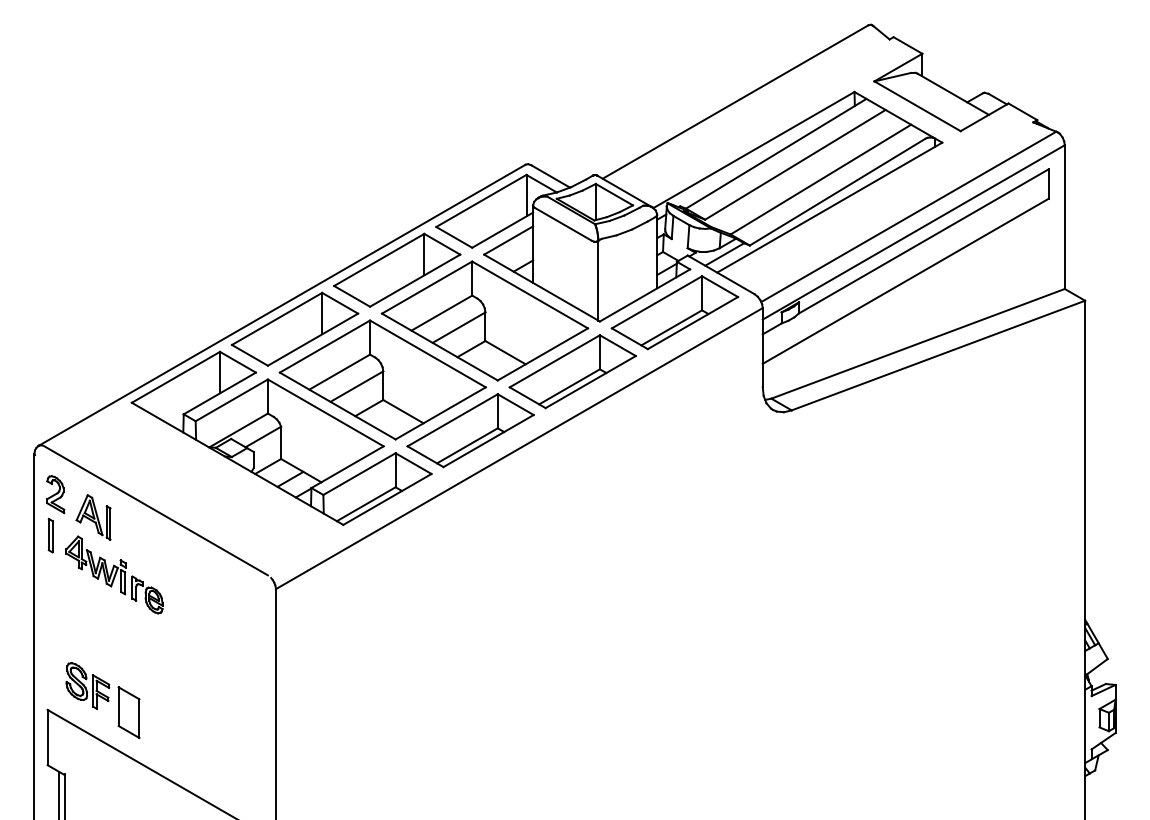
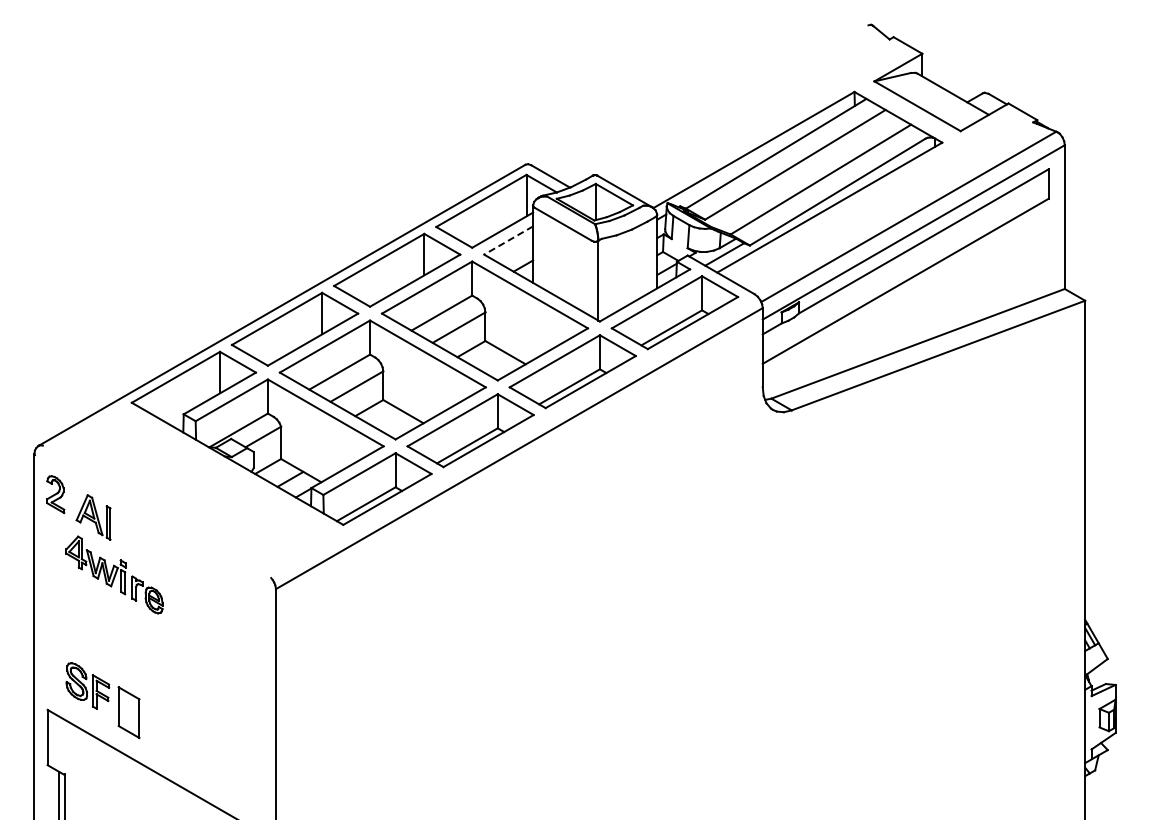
line: present -> none (735, 101)
line: solid -> dashed (508, 240)
line: present -> none (155, 510)
part: present -> none (50, 535)
